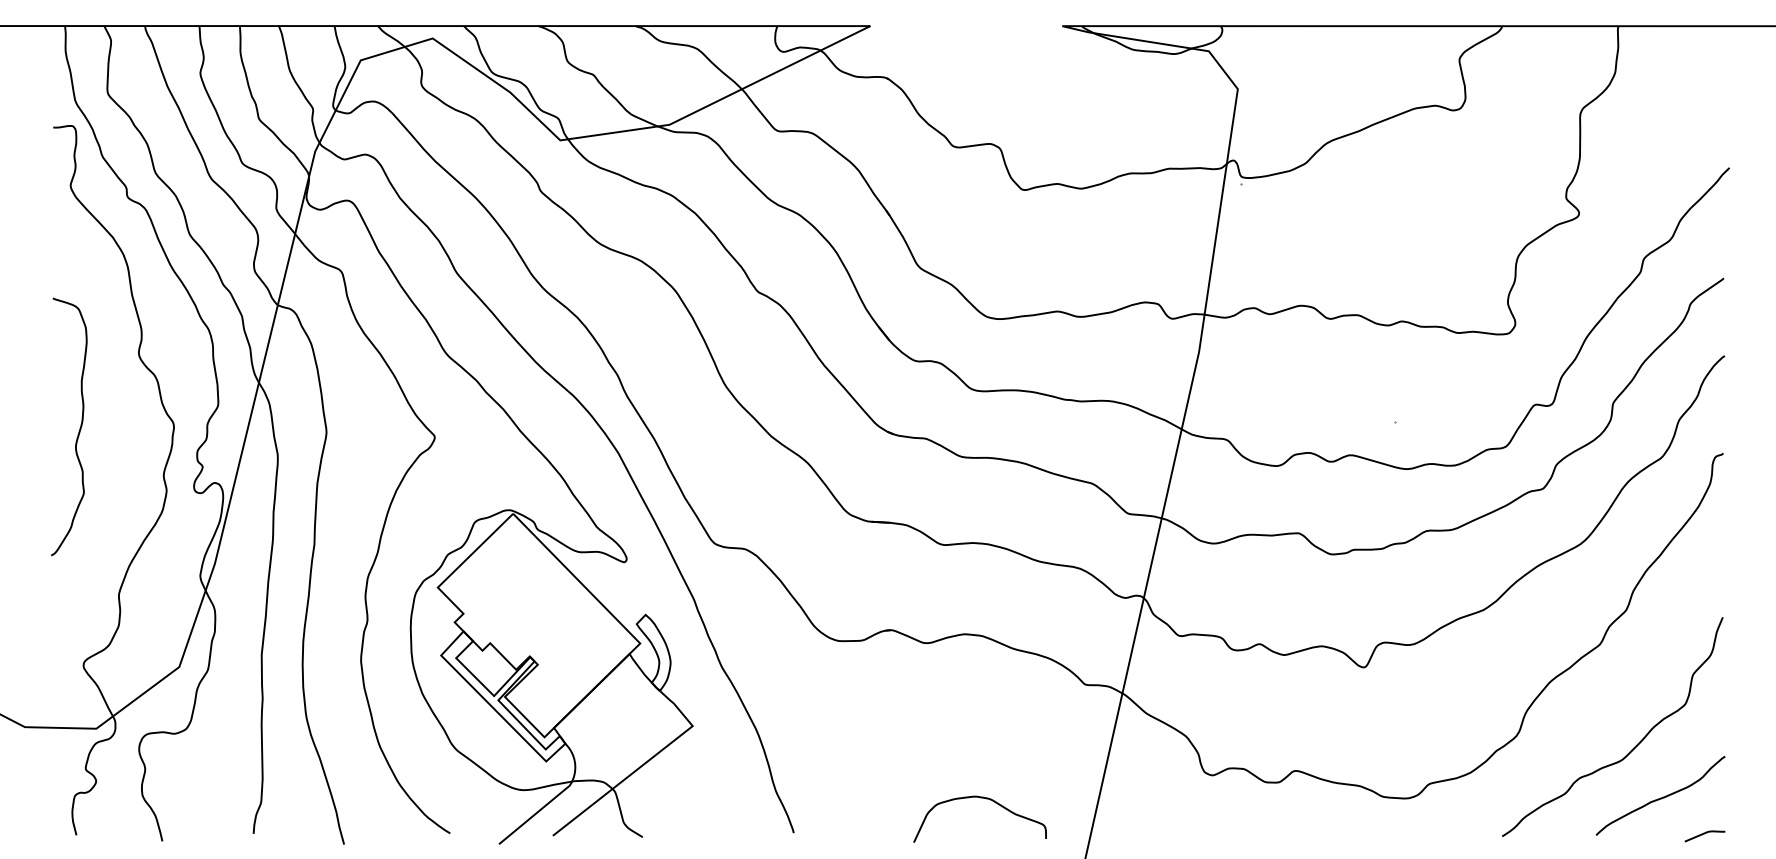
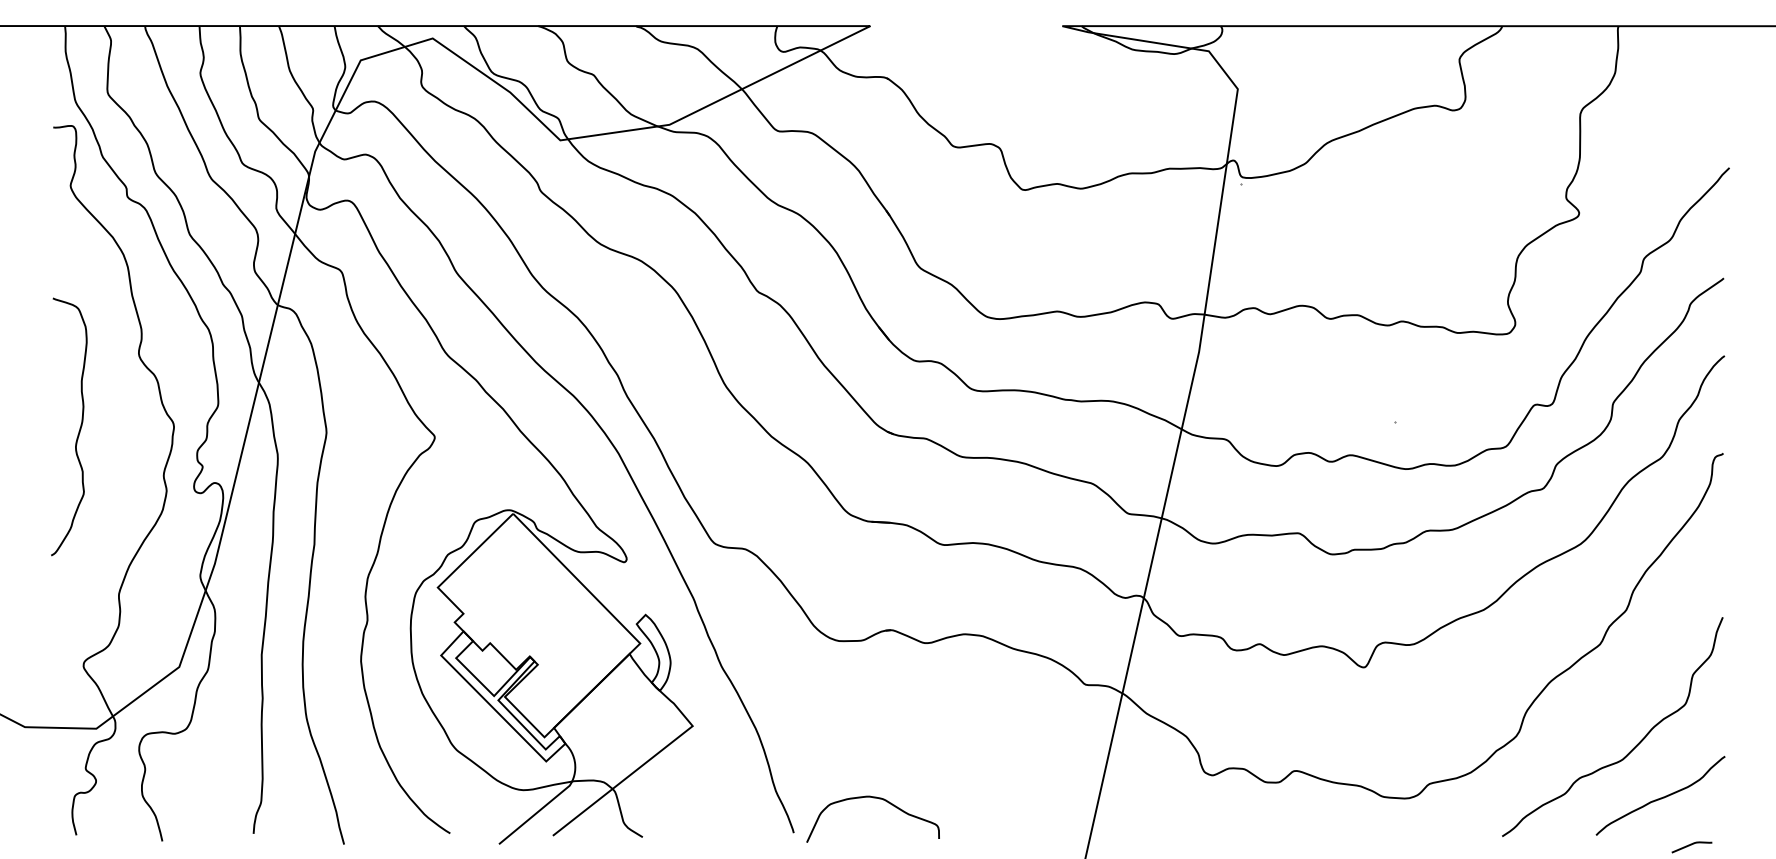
curve position: (980, 798) -> (873, 798) (873, 798)
curve position: (1704, 834) -> (1691, 845) (1691, 845)
